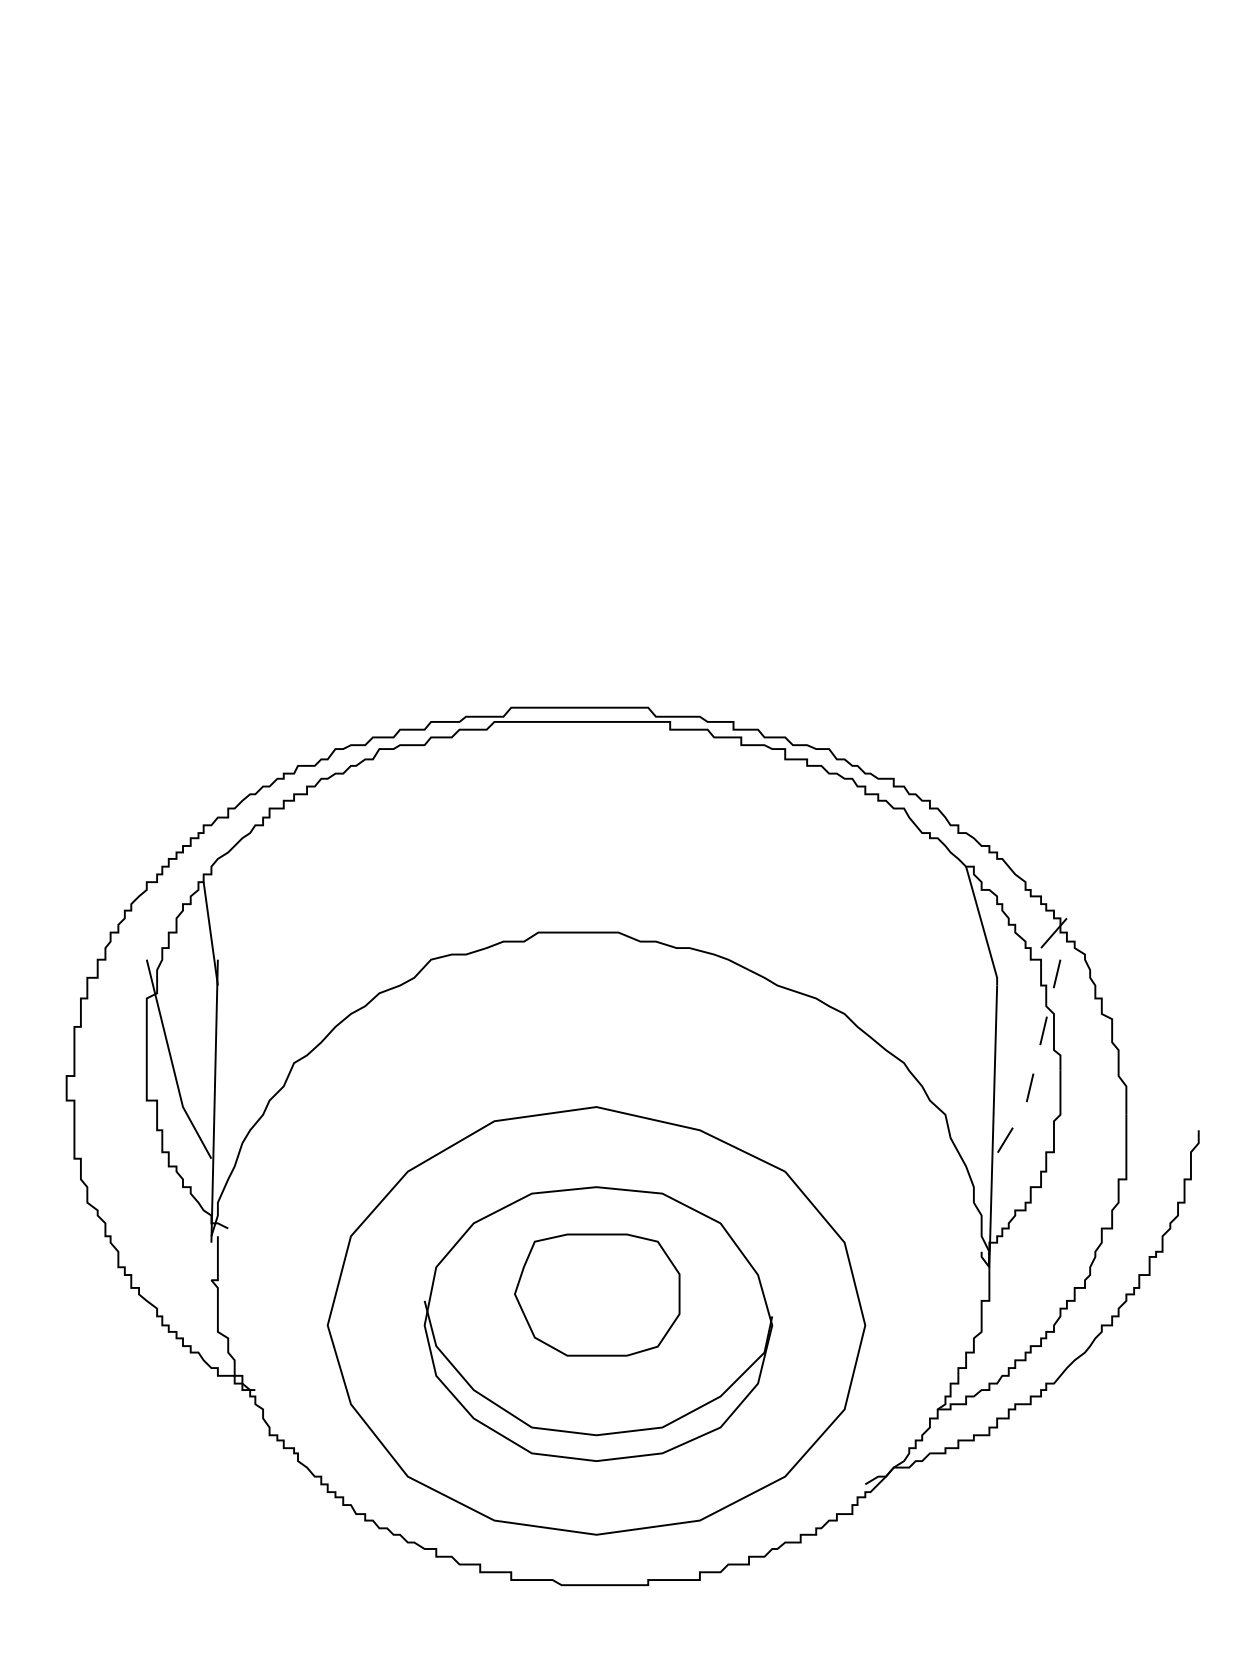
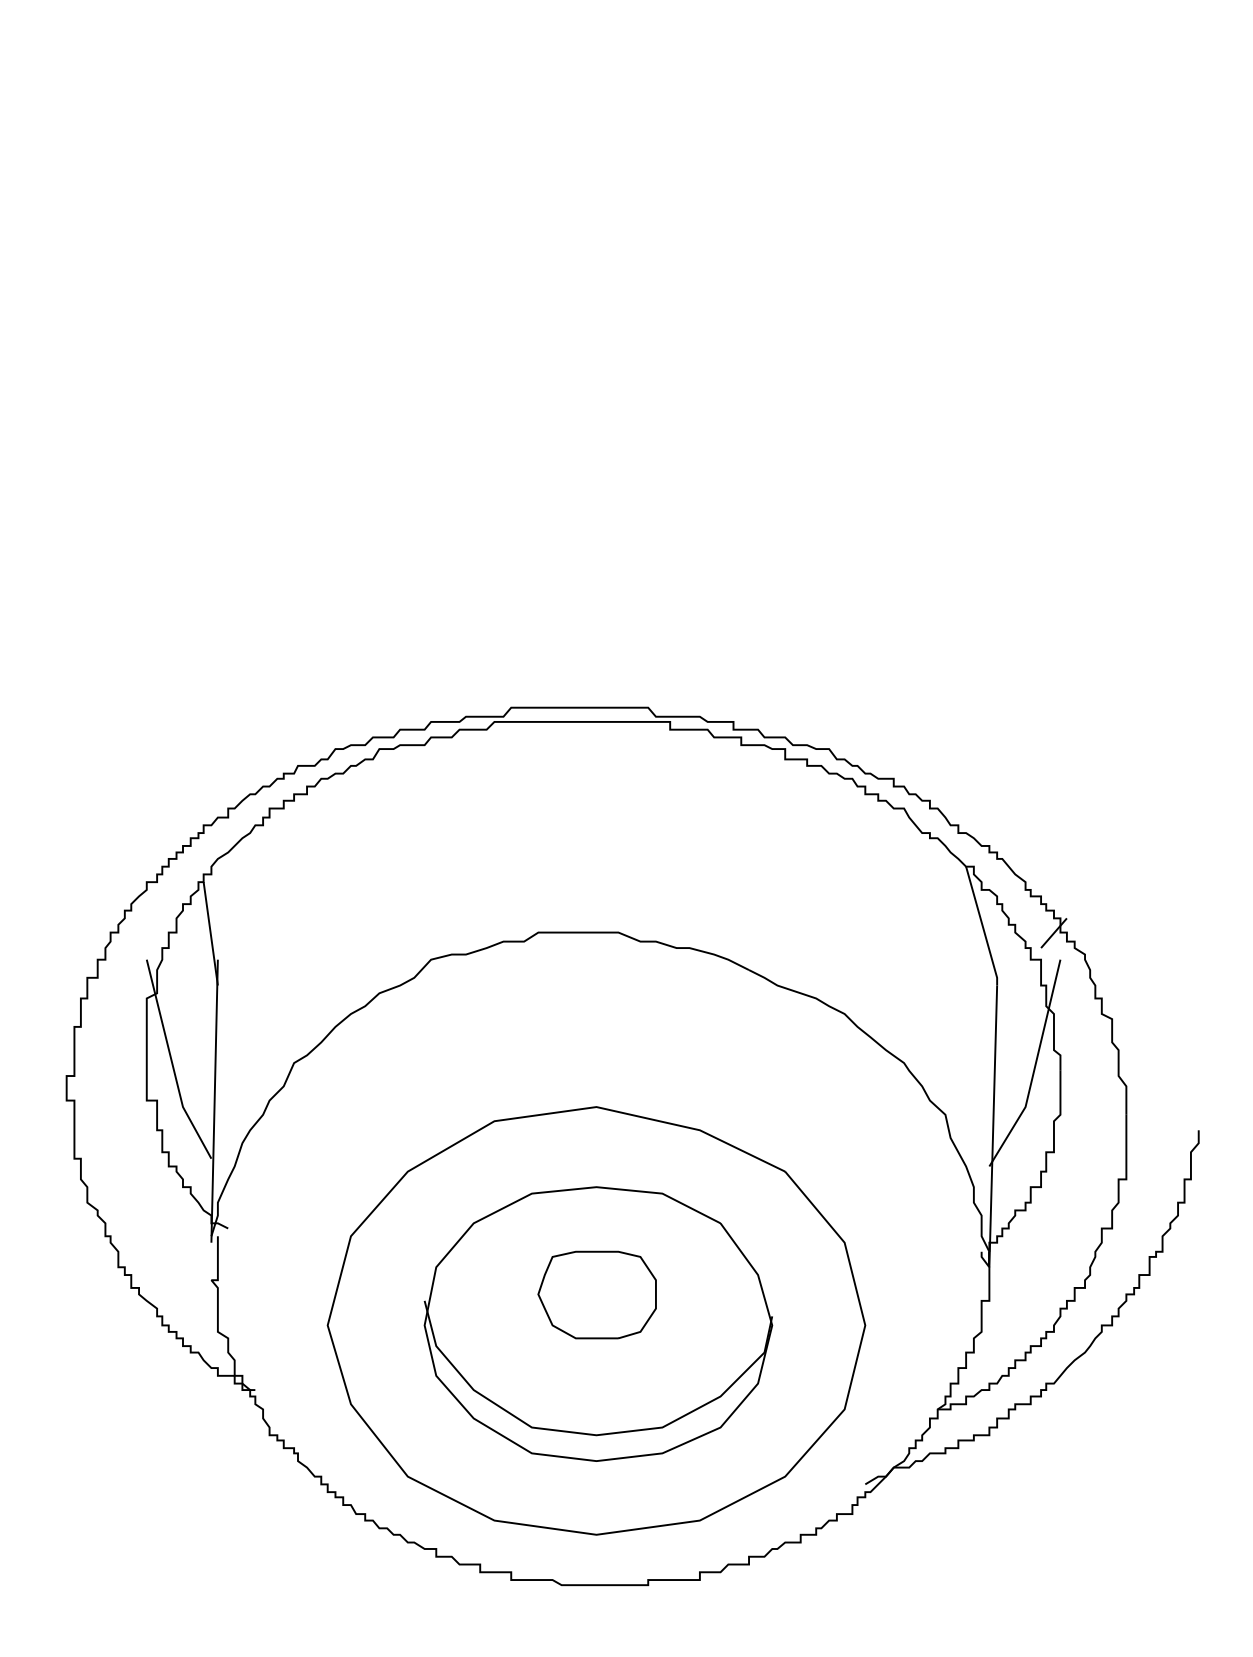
line: dashed -> solid (1034, 1068)
part size: 167x124 px -> 120x90 px (596, 1294)
